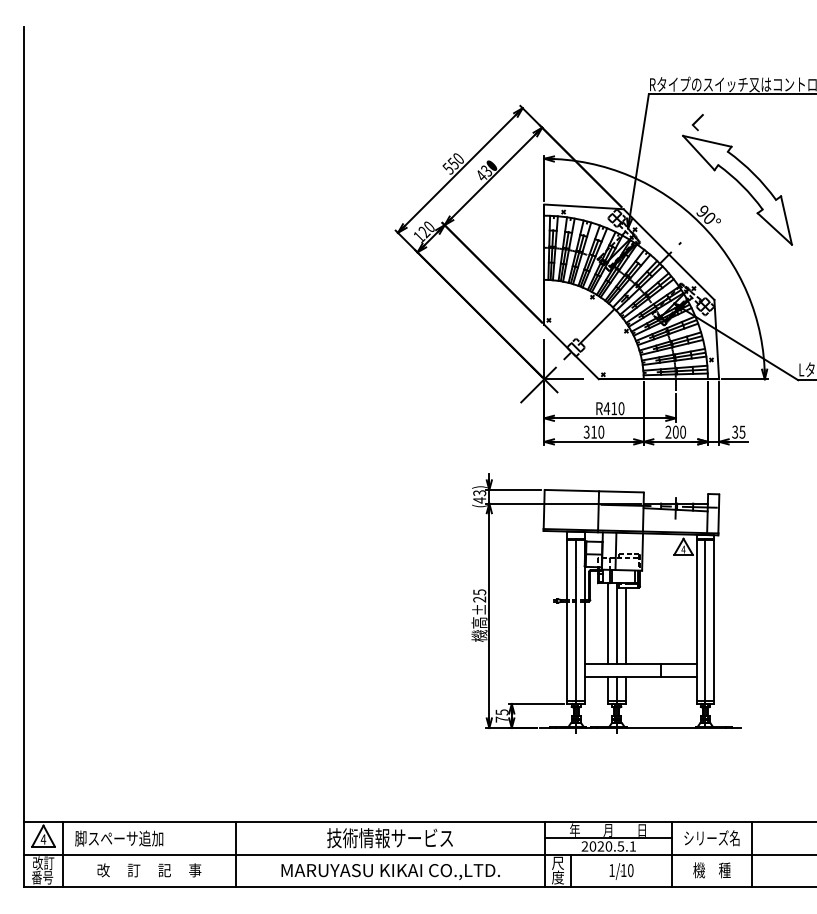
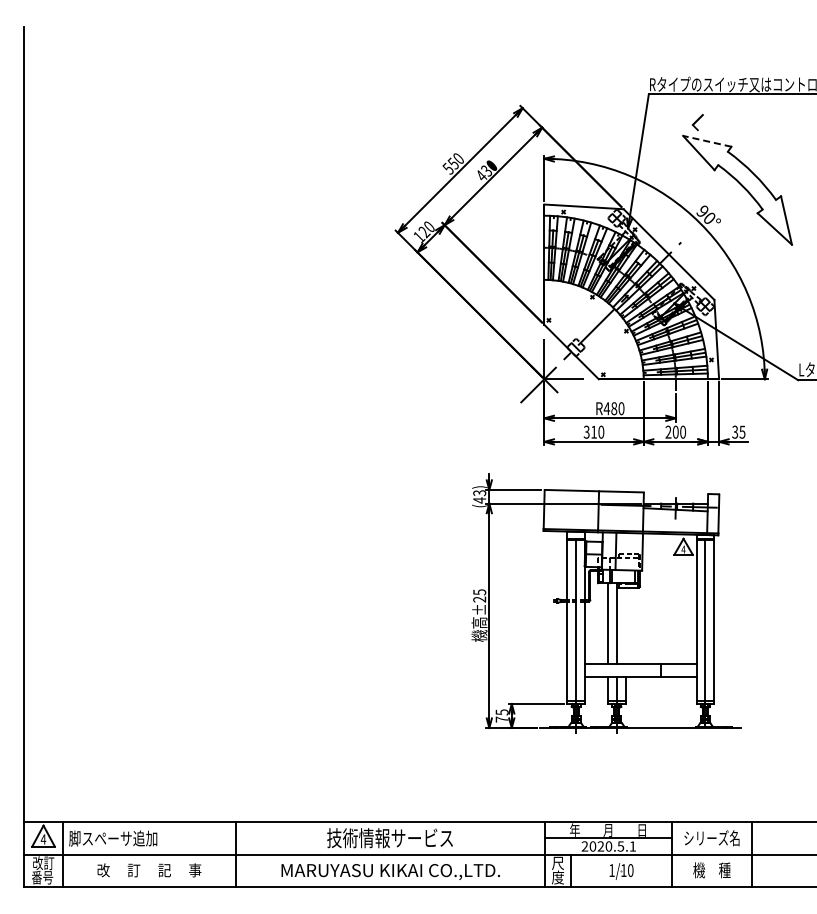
line: solid -> dashed (707, 141)
text: R410 -> R480 (614, 408)
line: present -> none (625, 625)
text position: (119, 838) -> (113, 838) (113, 838)
